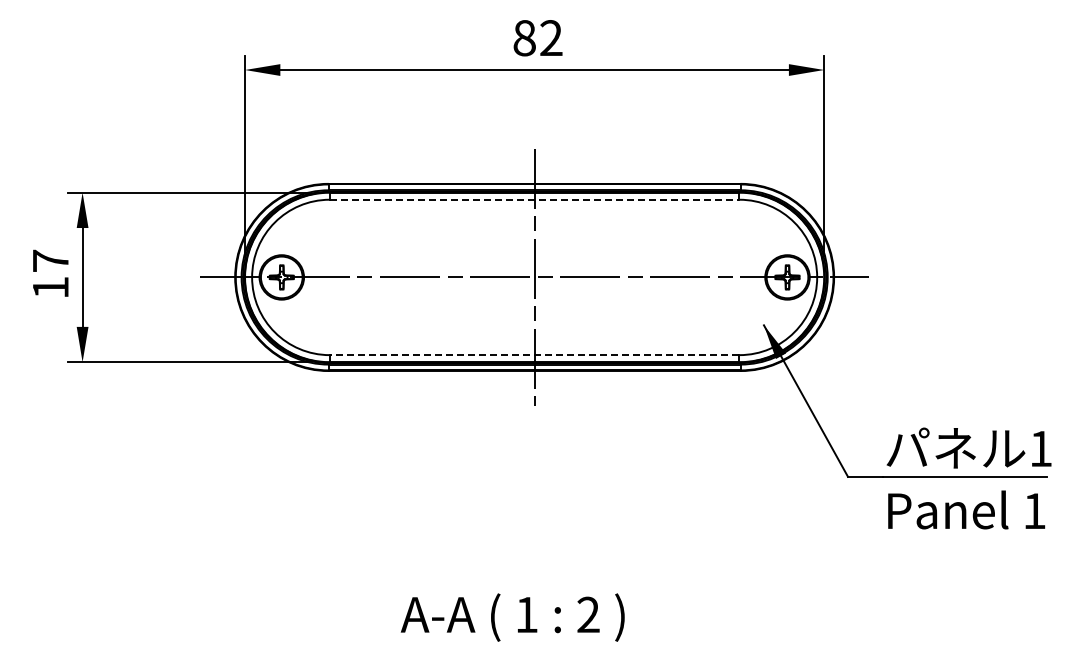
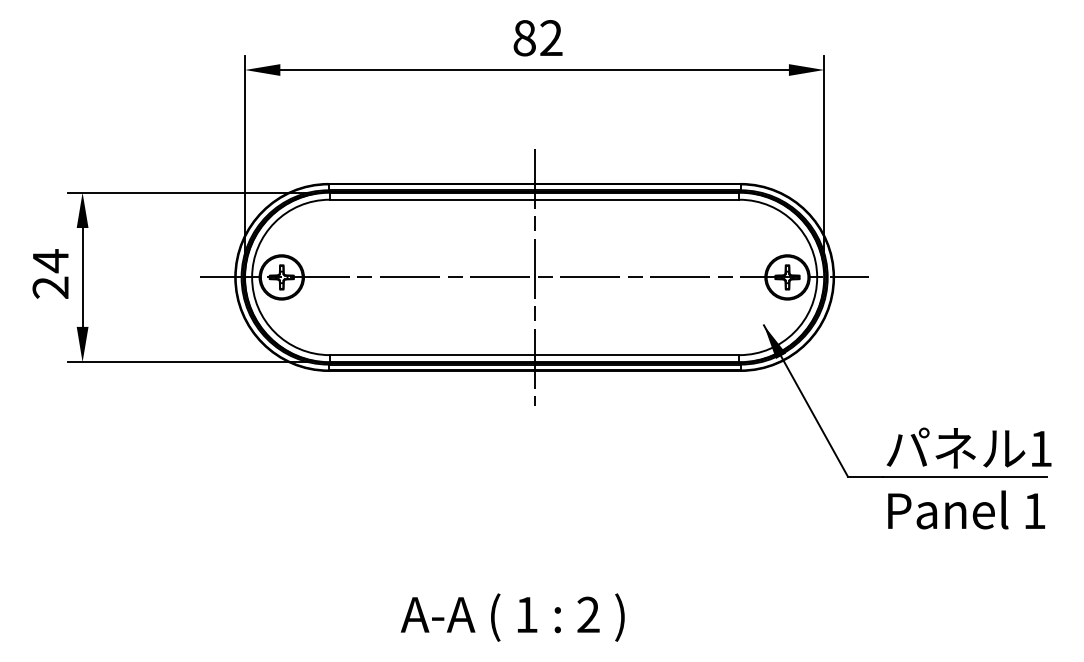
line: dashed -> solid (534, 199)
text: 17 -> 24 (50, 273)
line: dashed -> solid (534, 355)
